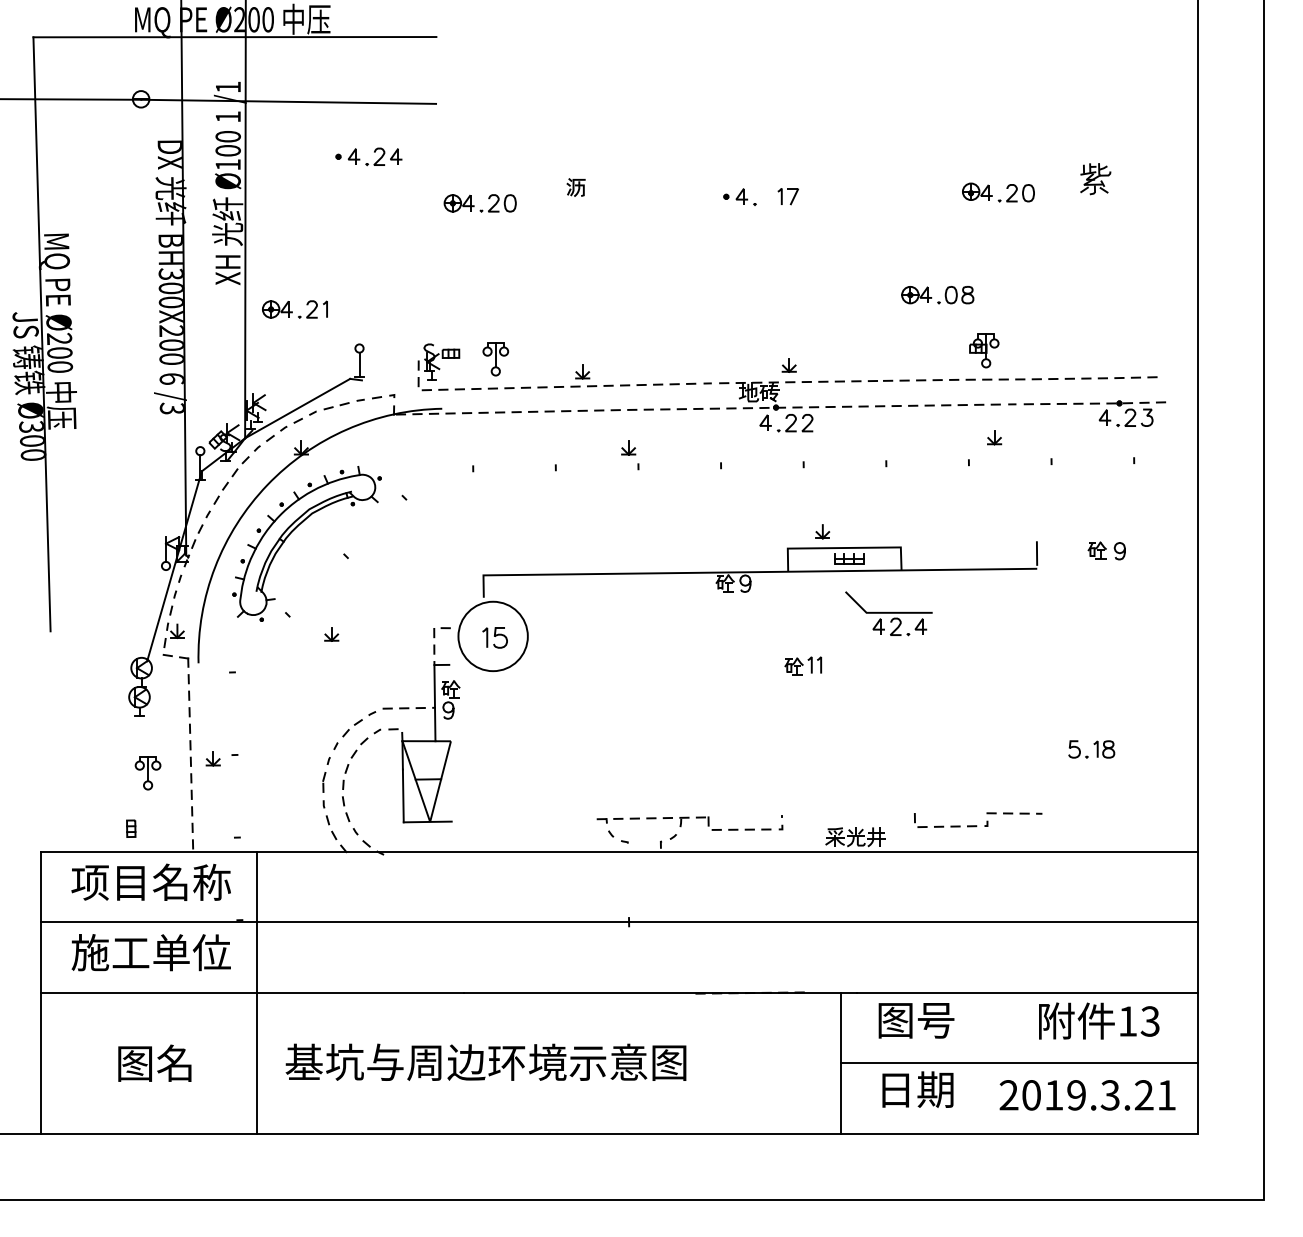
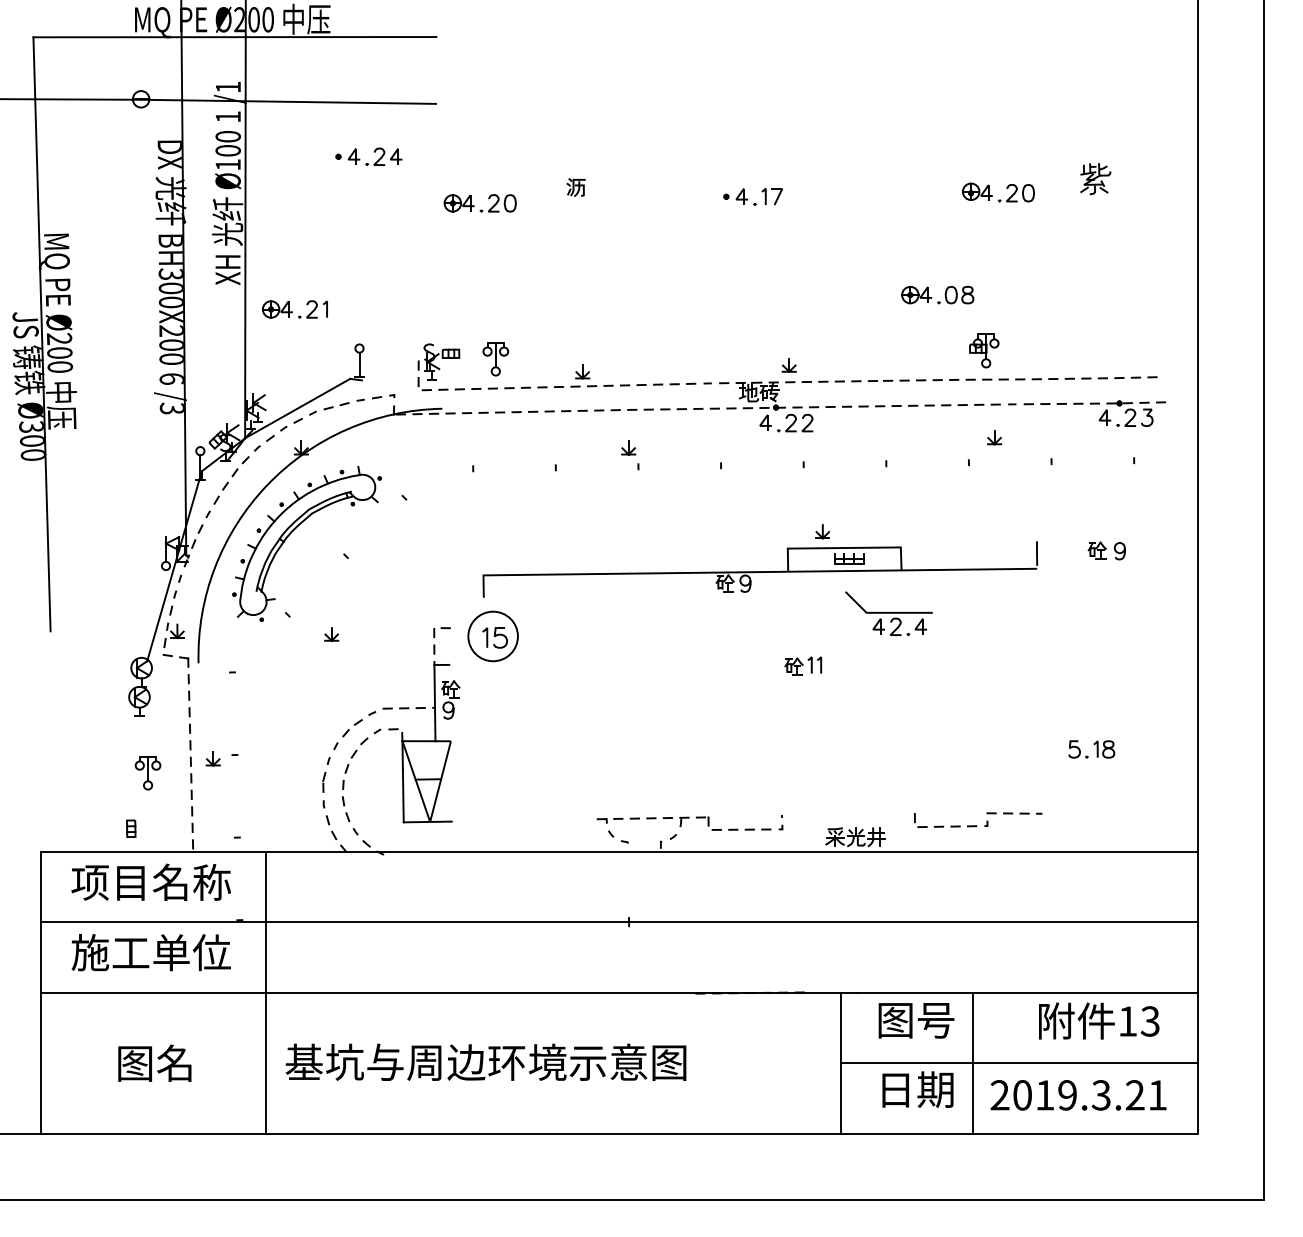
part position: (787, 196) -> (771, 196) (771, 196)
circle diameter: 69 px -> 50 px (492, 636)
line position: (256, 992) -> (265, 992) (265, 992)
line: none -> present (973, 1062)
text position: (1087, 1095) -> (1078, 1095) (1078, 1095)
